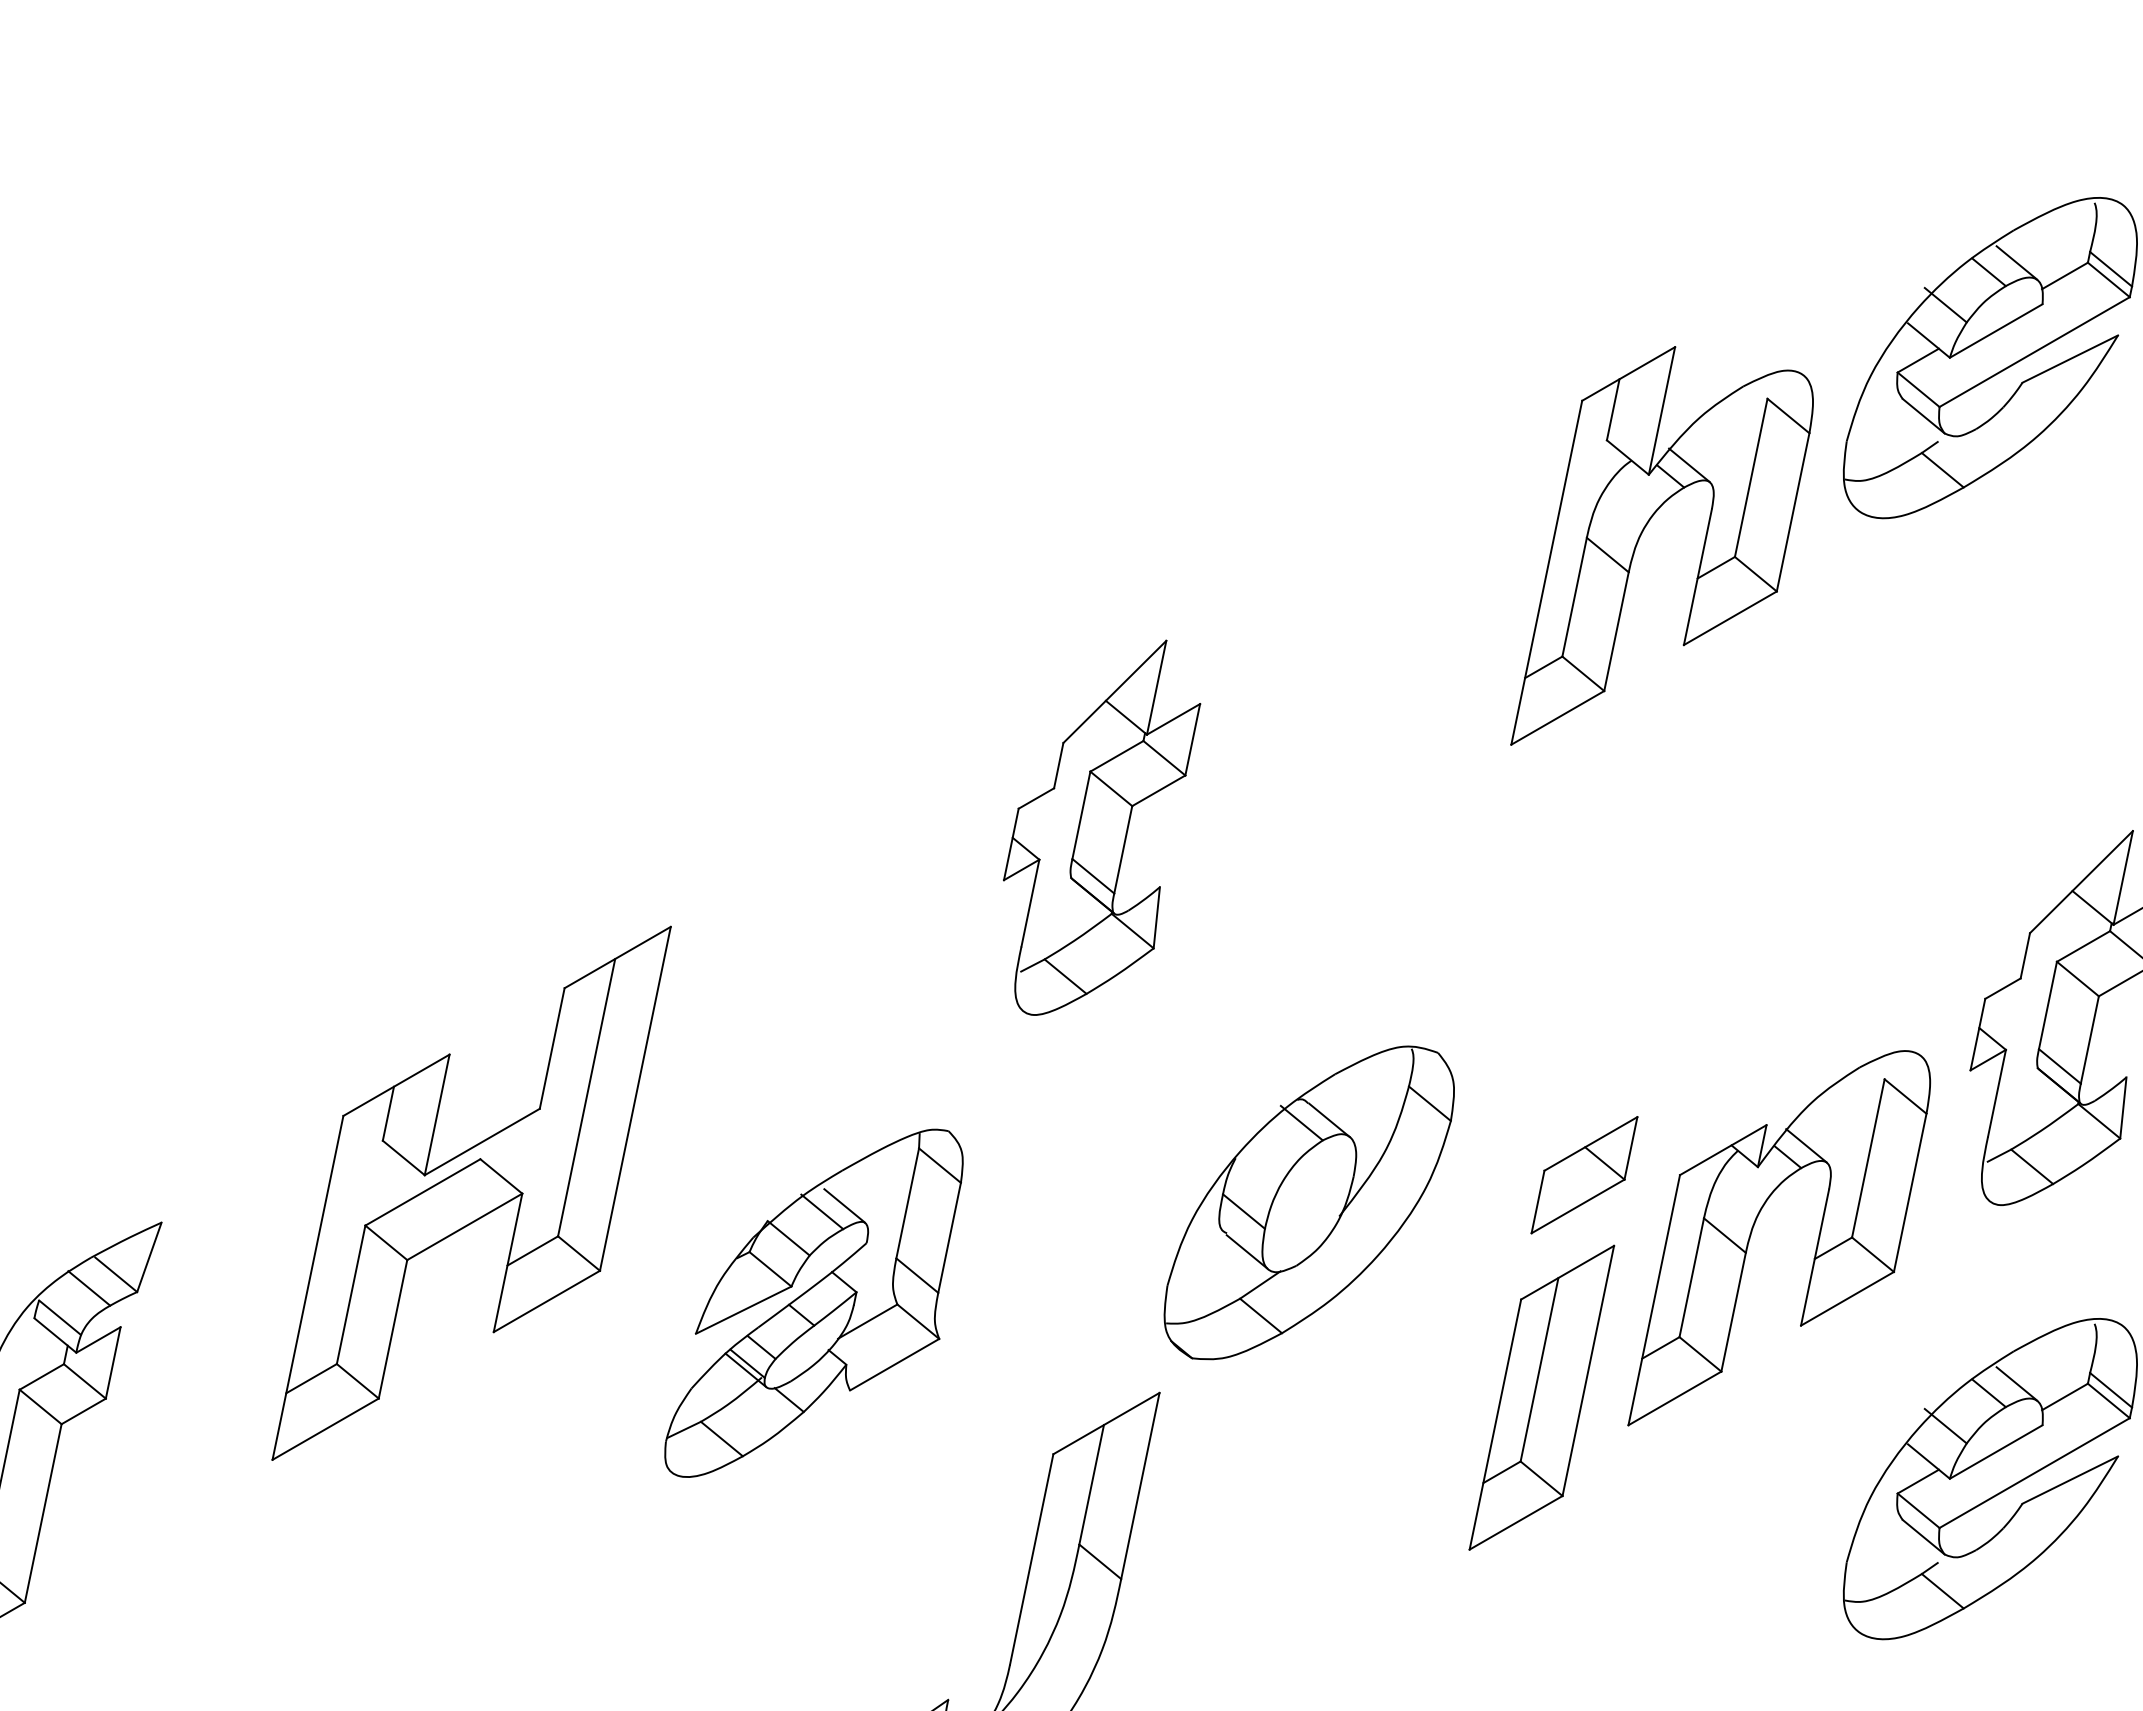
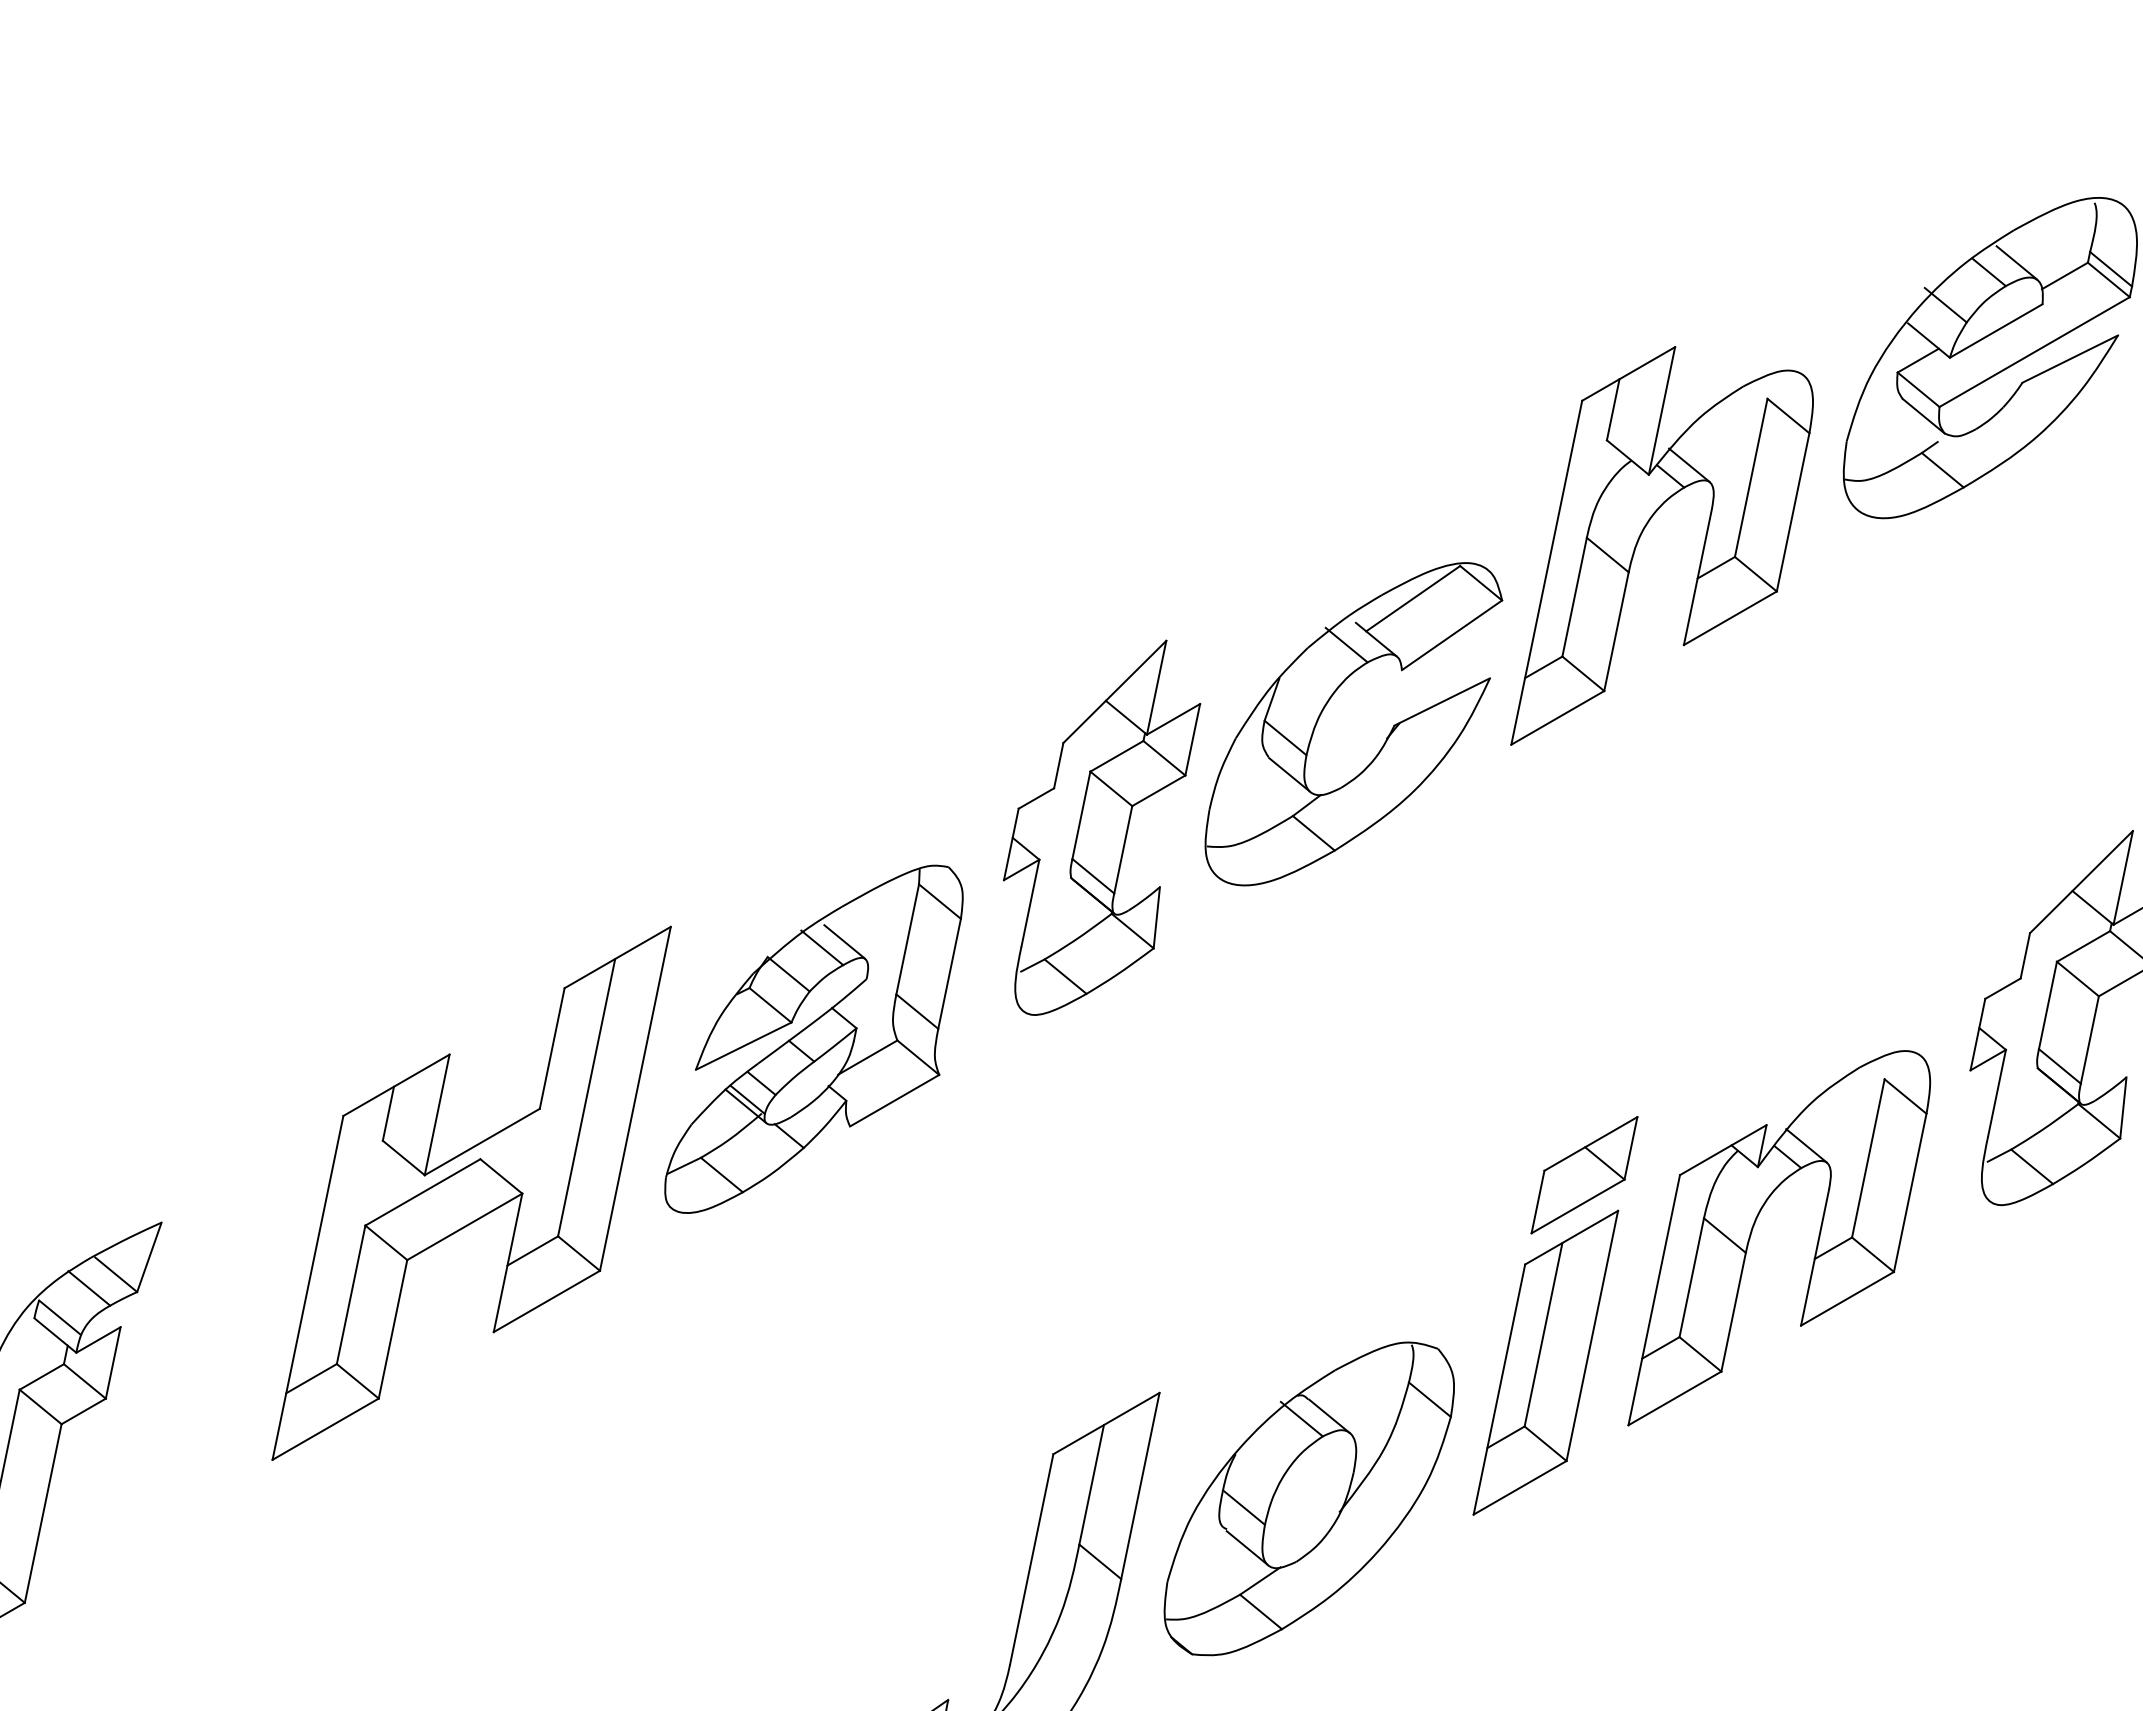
part: none -> present (1324, 709)
part position: (1308, 1202) -> (1308, 1498) (1308, 1498)
part position: (813, 1302) -> (813, 1038) (813, 1038)
part position: (1541, 1397) -> (1545, 1362) (1545, 1362)
part: present -> none (1989, 1479)
